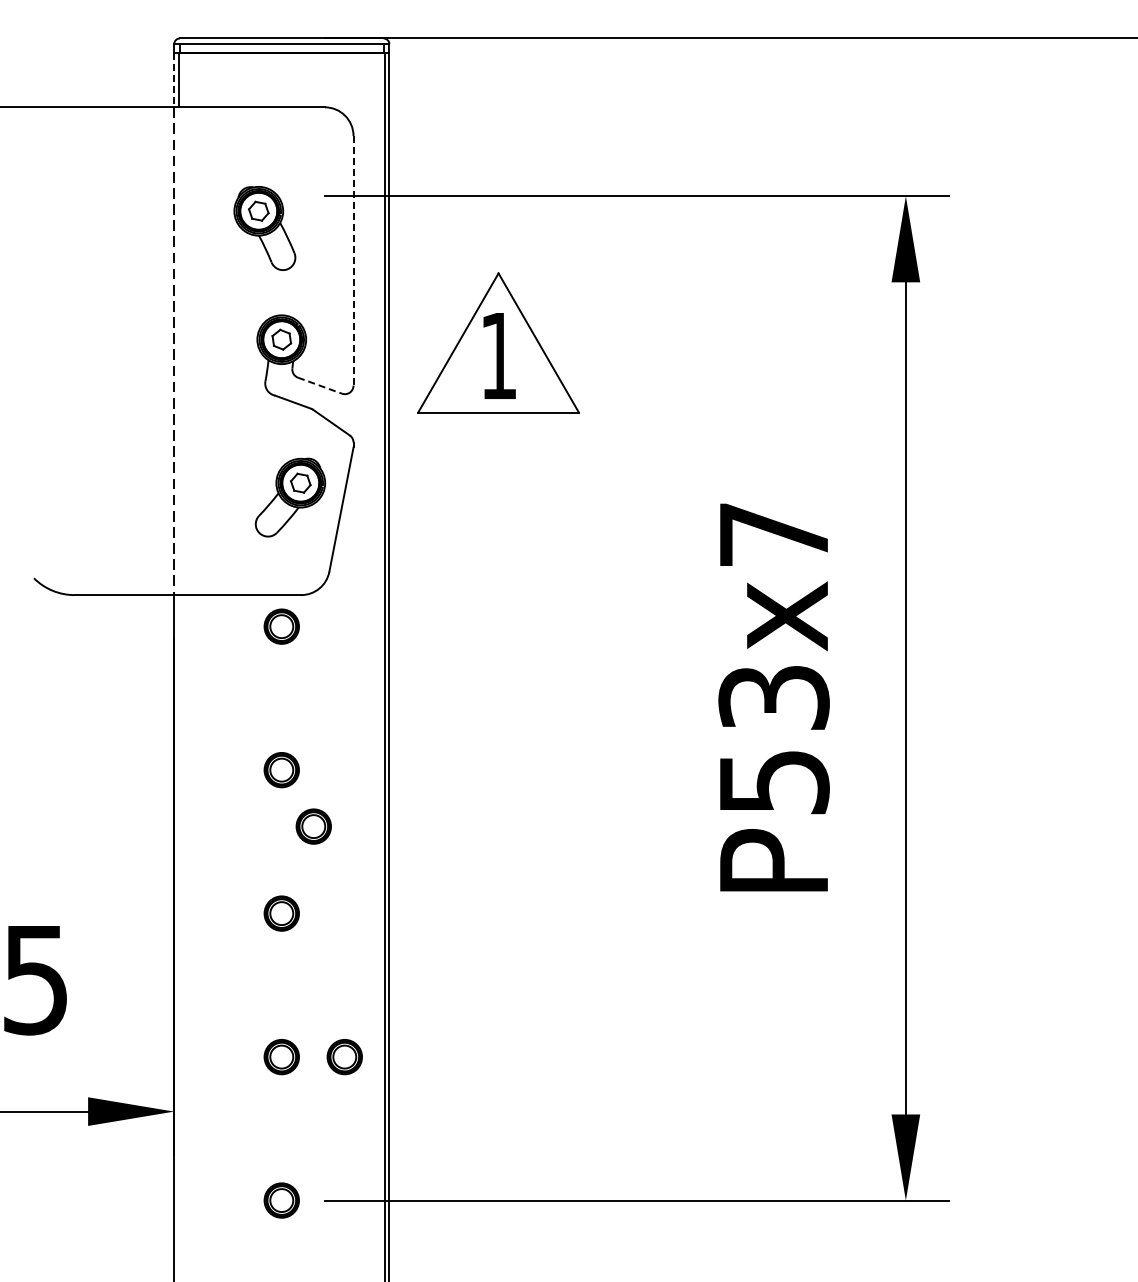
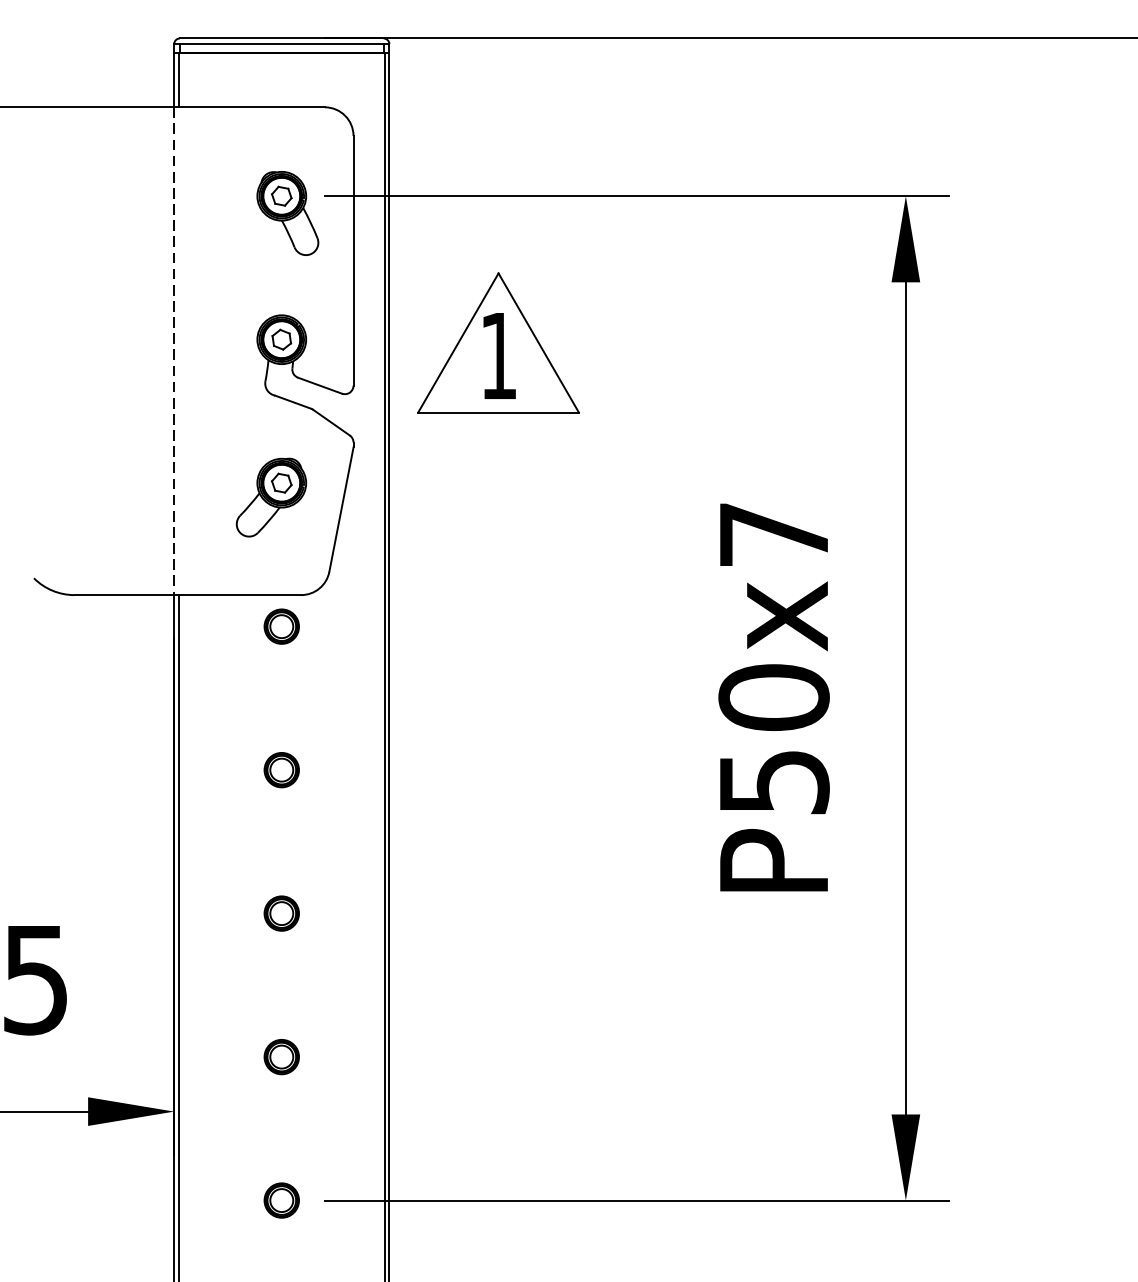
line: dashed -> solid (174, 80)
part position: (264, 228) -> (287, 213) (287, 213)
line: dashed -> solid (353, 260)
line: dashed -> solid (320, 385)
part position: (290, 497) -> (271, 497) (271, 497)
text: P53x7 -> P50x7 (773, 697)
part: present -> none (313, 826)
line: none -> present (178, 936)
part: present -> none (344, 1057)
